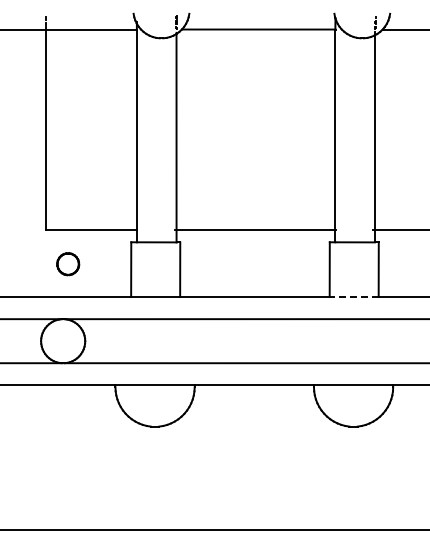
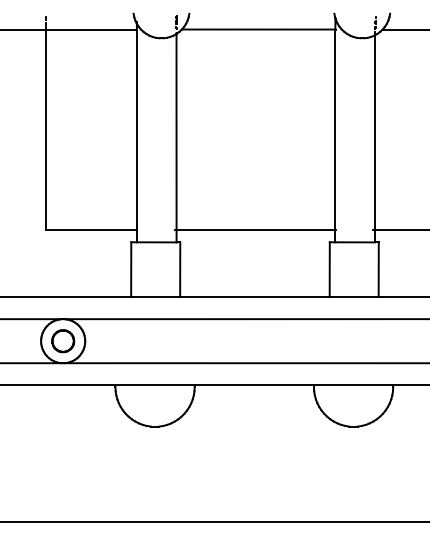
part position: (68, 264) -> (63, 341) (63, 341)
line: dashed -> solid (353, 297)
line position: (214, 529) -> (214, 521) (214, 521)
